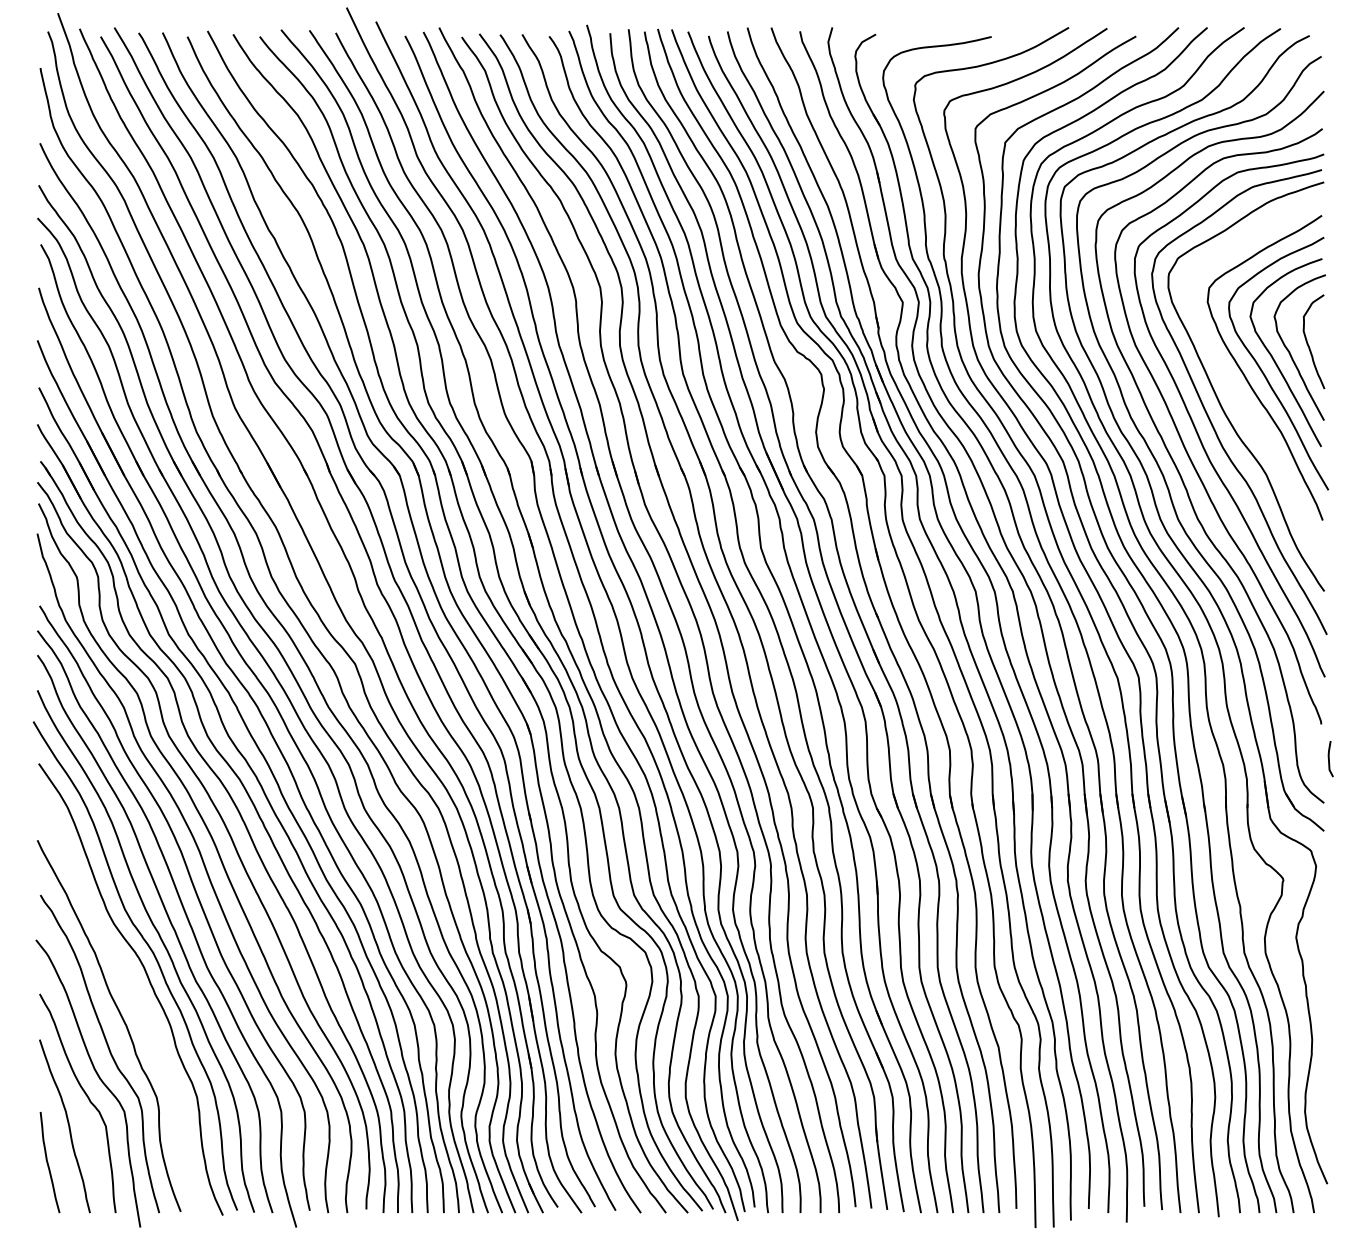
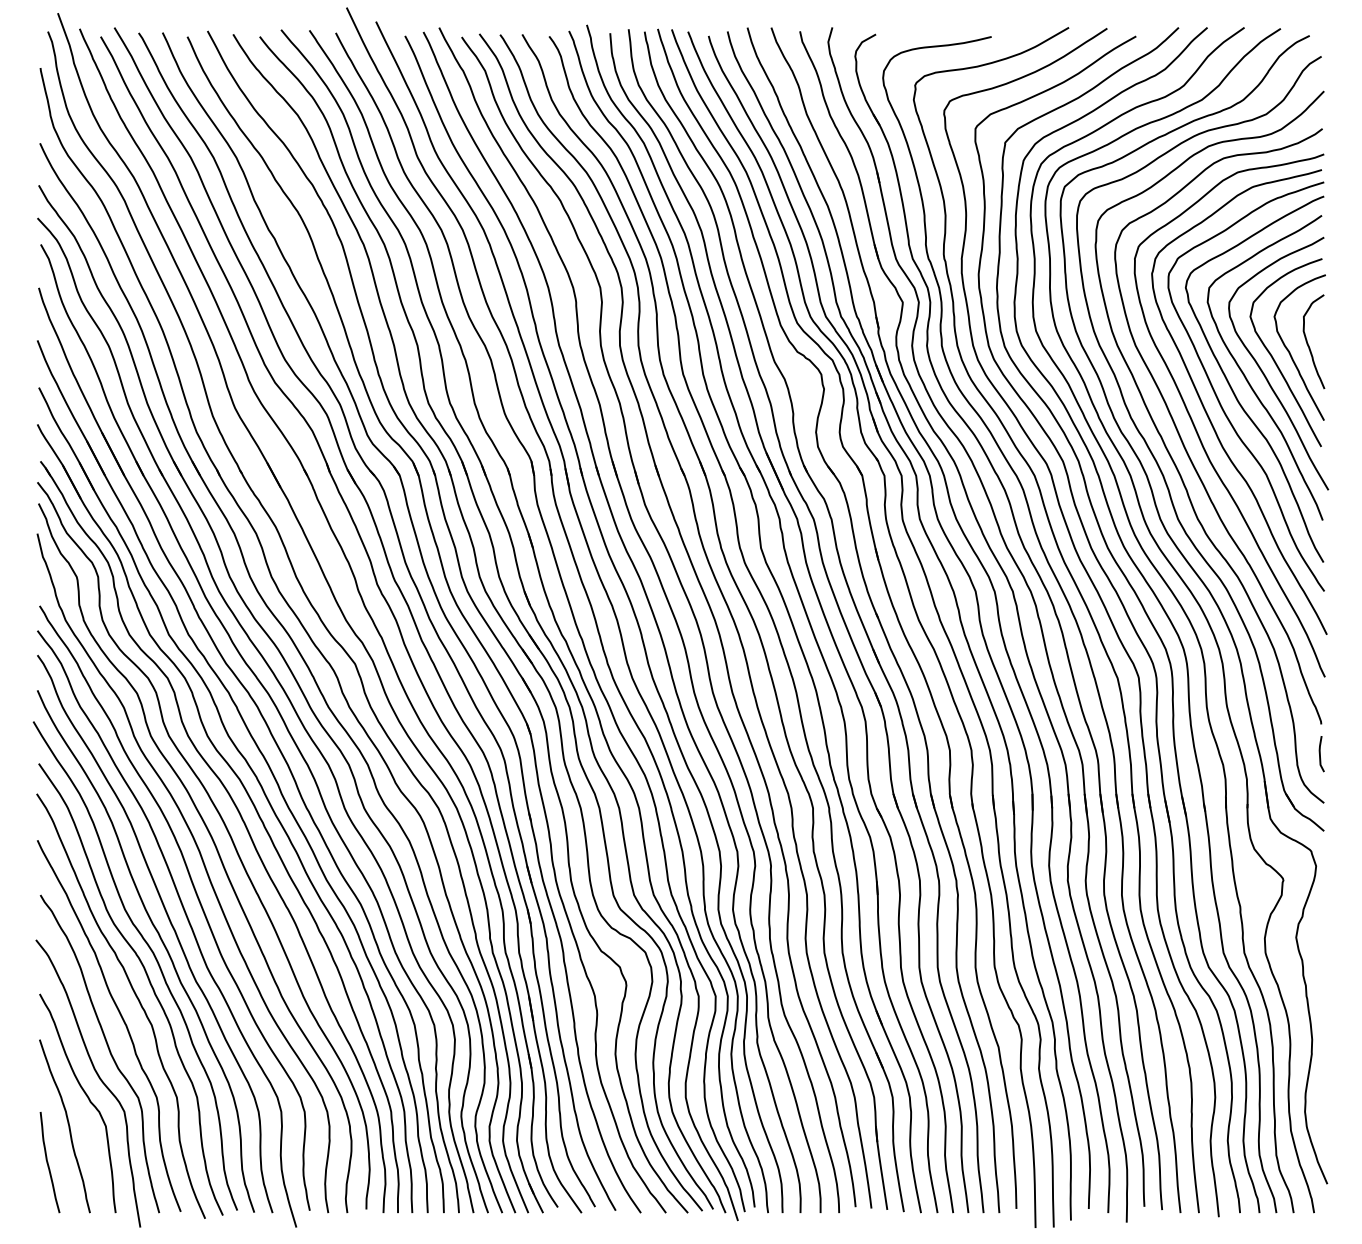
curve: none -> present (1232, 388)
line position: (1329, 759) -> (1320, 754) (1320, 754)
curve: none -> present (136, 998)
